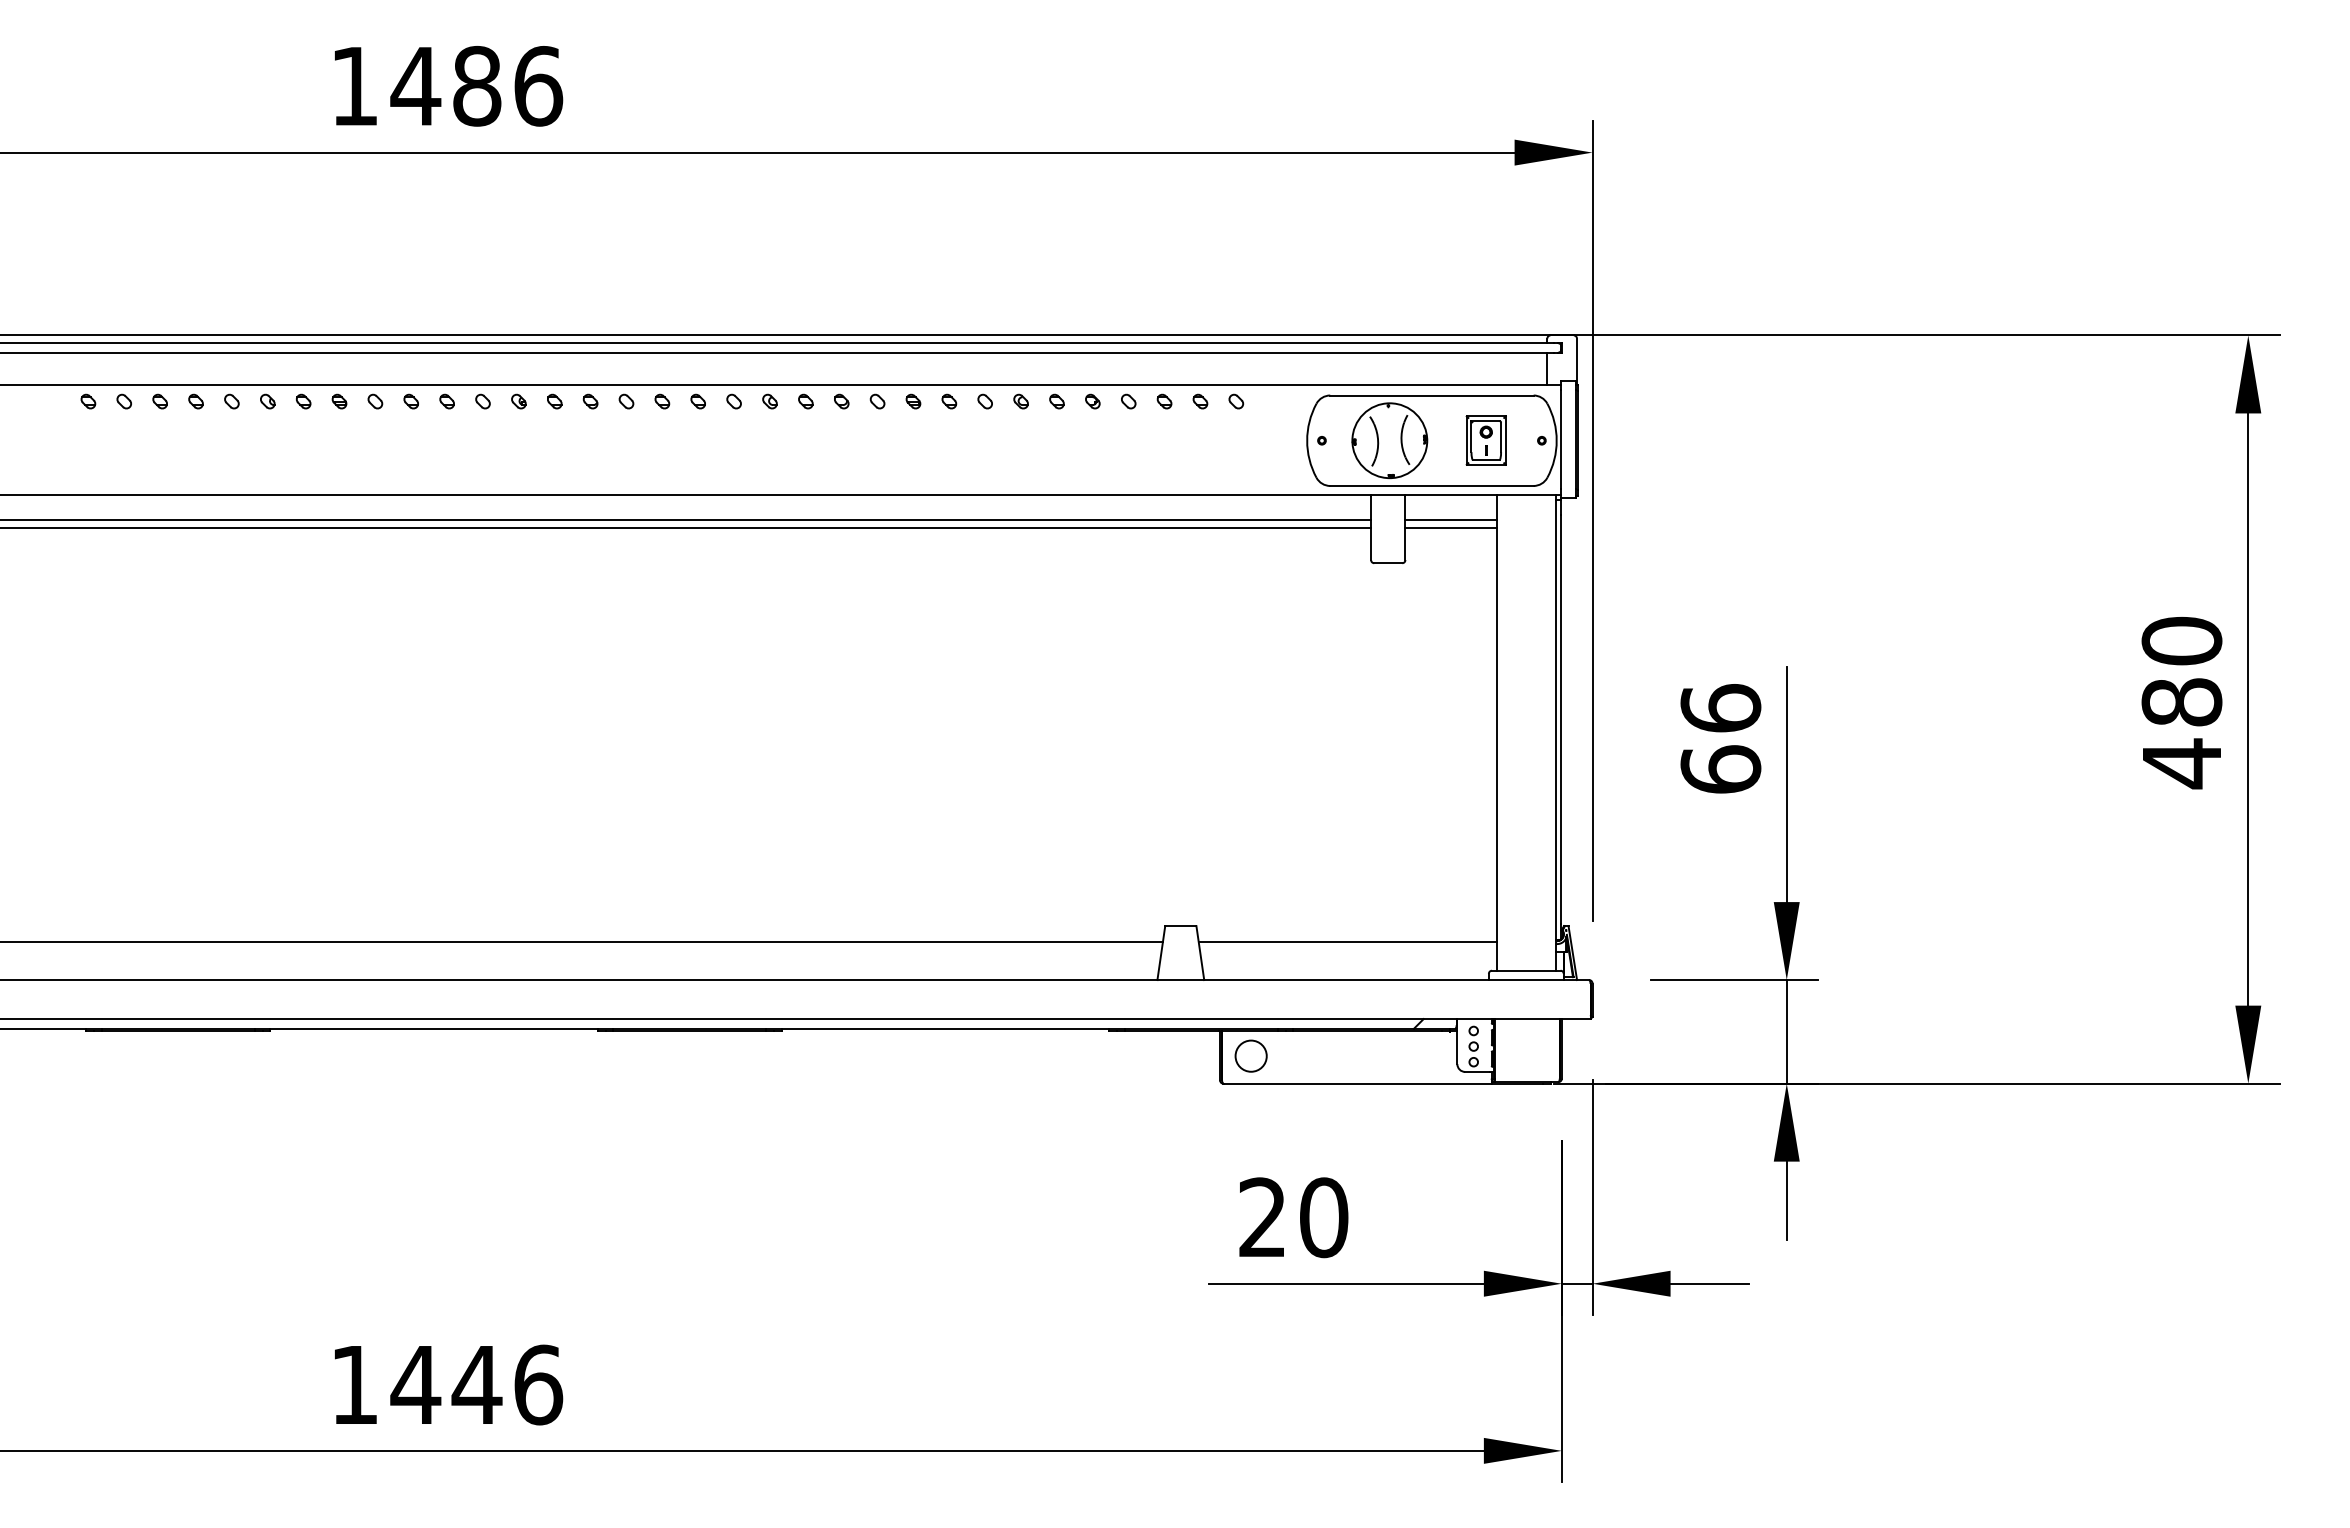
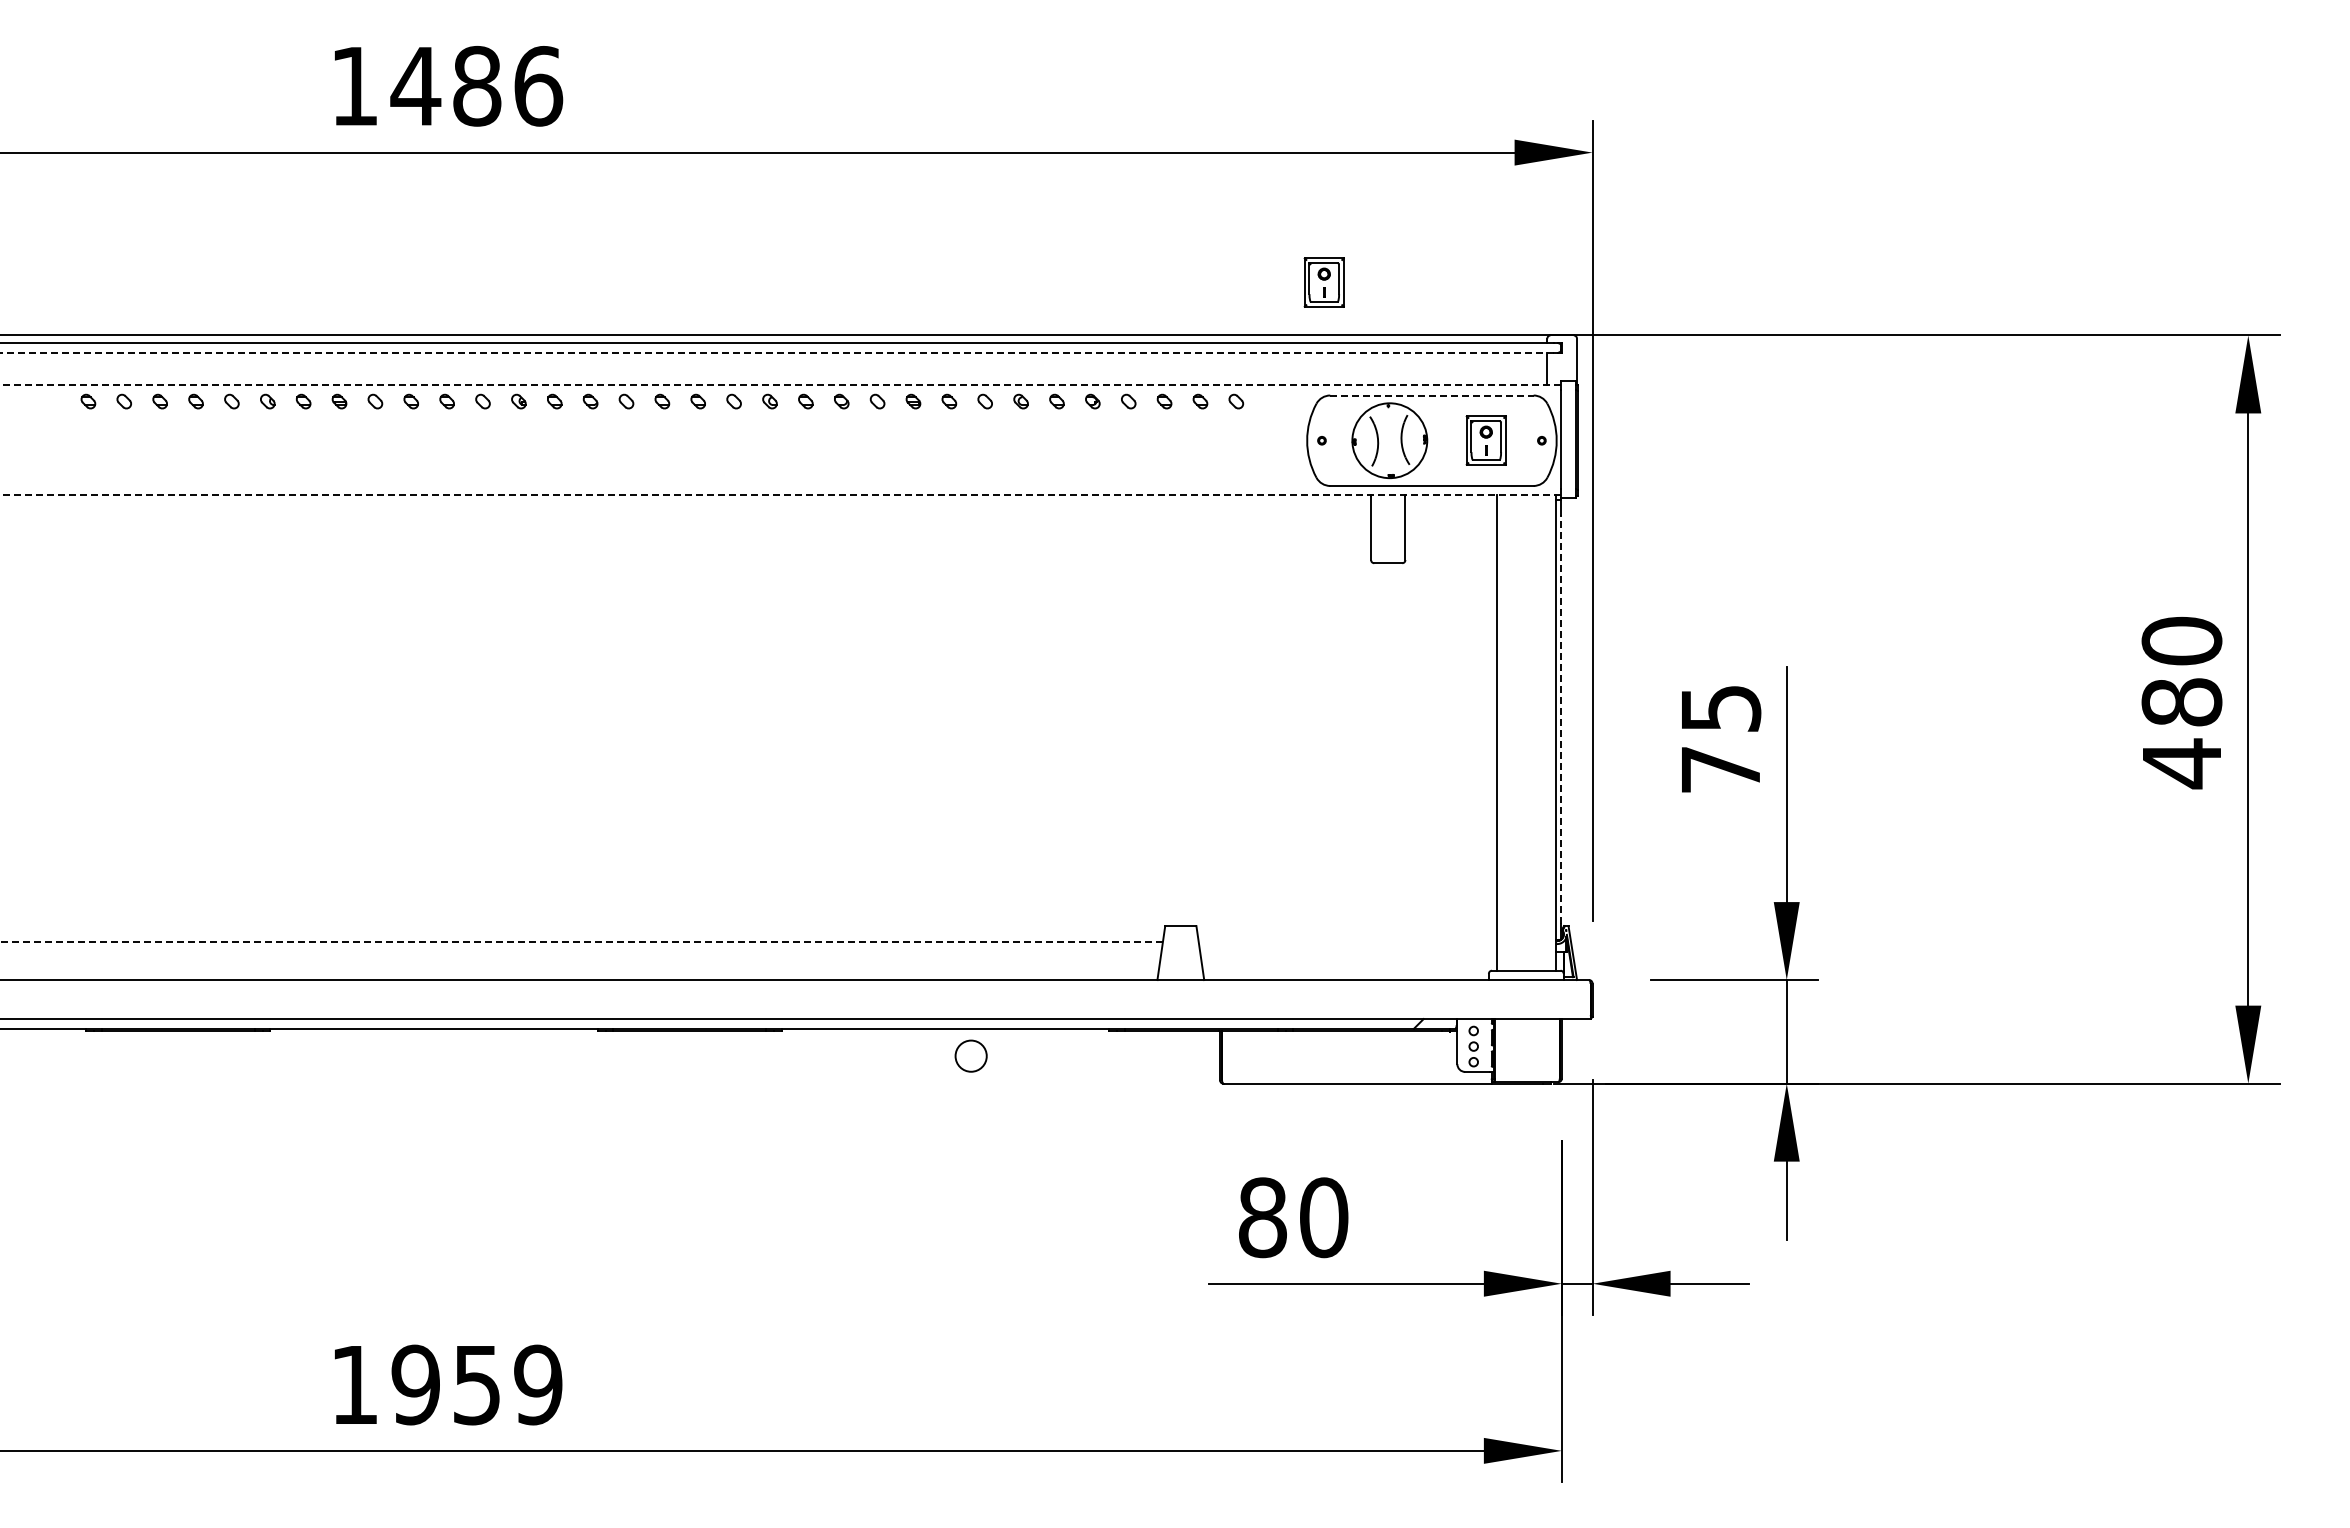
part: none -> present (1323, 282)
line: solid -> dashed (777, 352)
line: solid -> dashed (780, 385)
line: solid -> dashed (1431, 395)
line: solid -> dashed (780, 494)
line: present -> none (686, 520)
line: present -> none (1450, 520)
line: present -> none (686, 528)
line: present -> none (1450, 528)
line: solid -> dashed (1561, 719)
text: 66 -> 75 (1720, 738)
line: solid -> dashed (581, 941)
line: present -> none (1347, 941)
circle position: (1250, 1055) -> (970, 1055) (970, 1055)
text: 20 -> 80 (1262, 1217)
text: 1446 -> 1959 (476, 1384)
